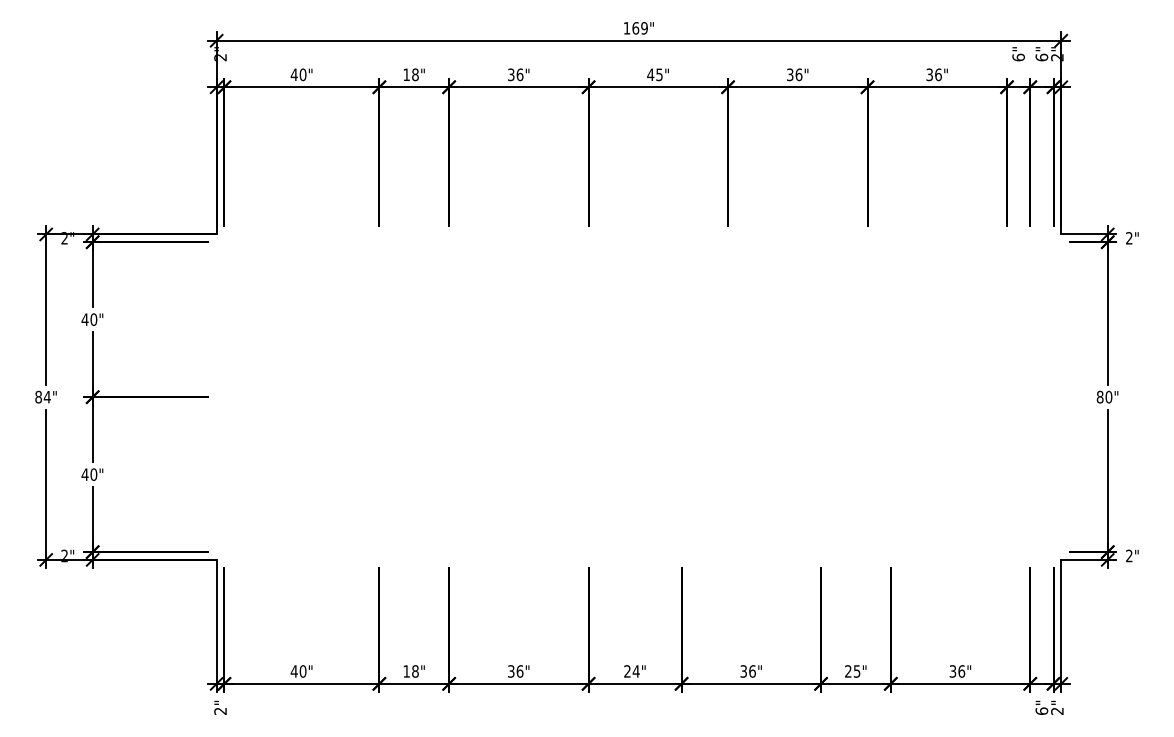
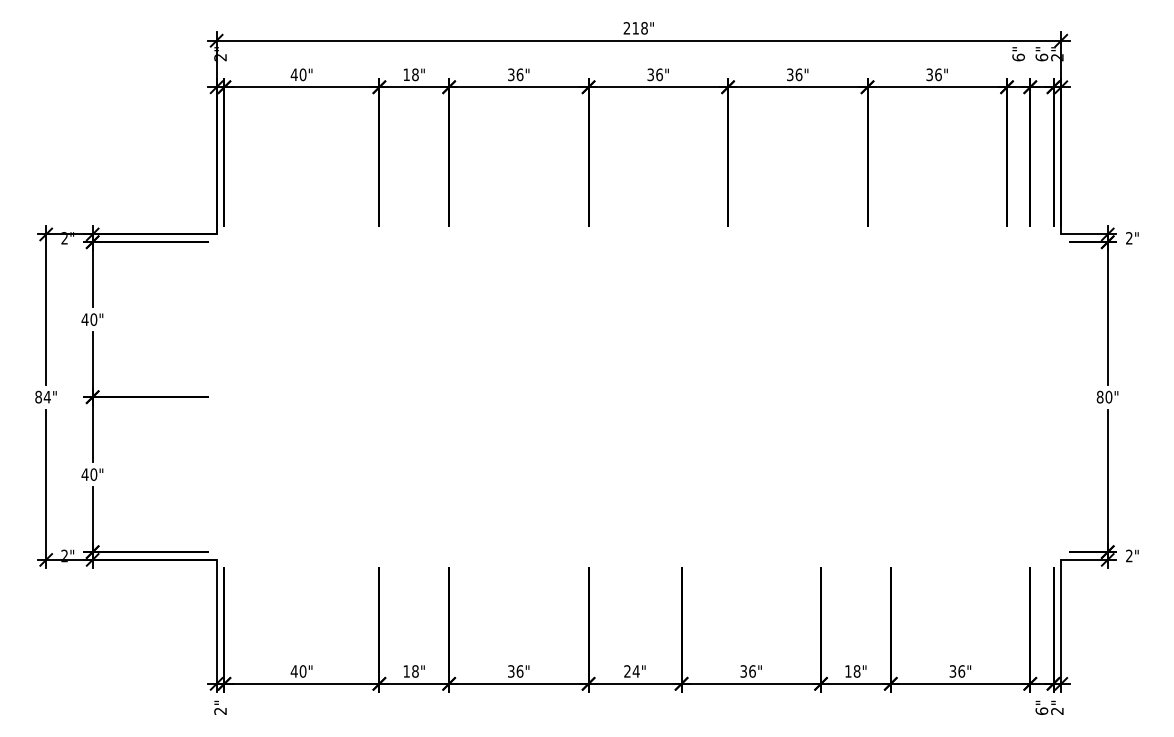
text: 169" -> 218" (635, 28)
text: 45" -> 36" (654, 74)
text: 25" -> 18" (852, 671)
